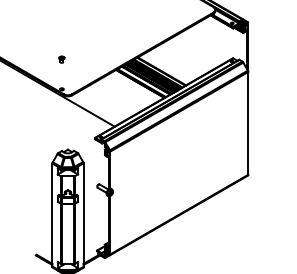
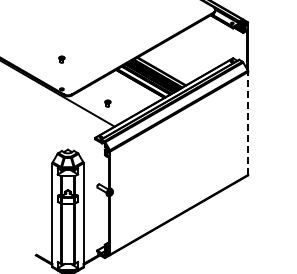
part: none -> present (107, 103)
line: solid -> dashed (248, 122)
